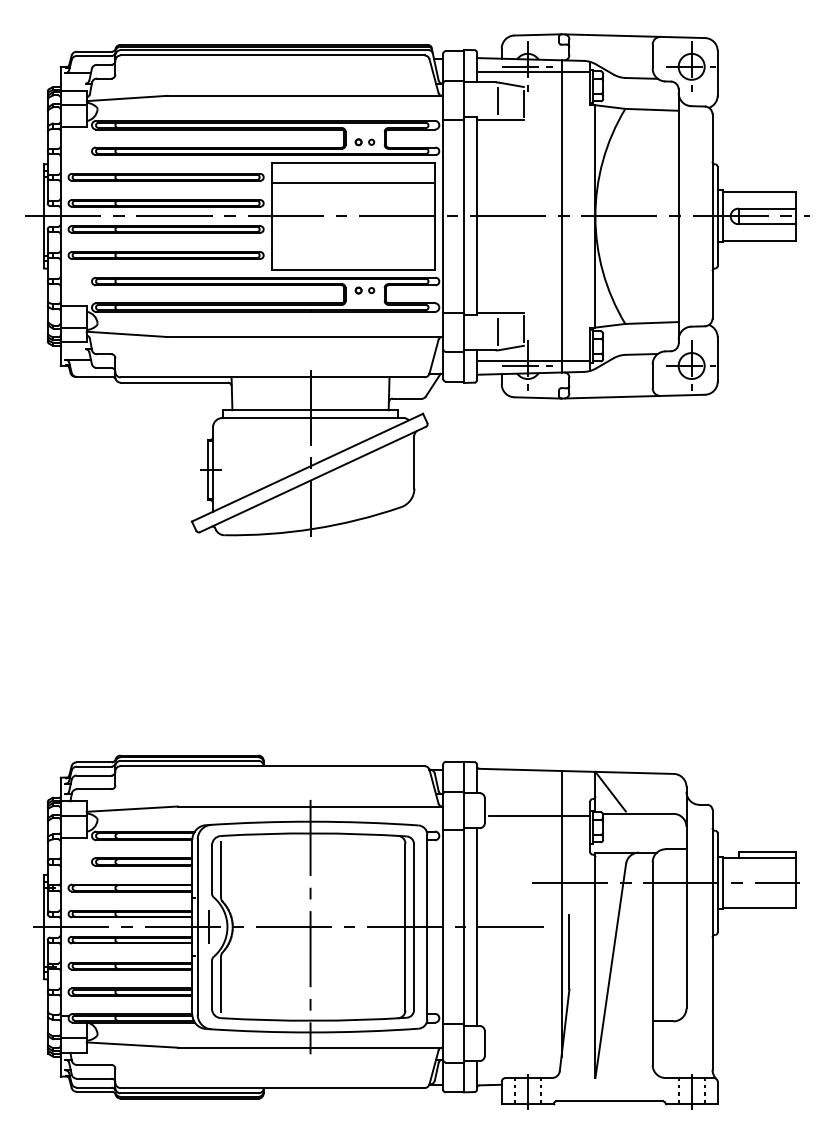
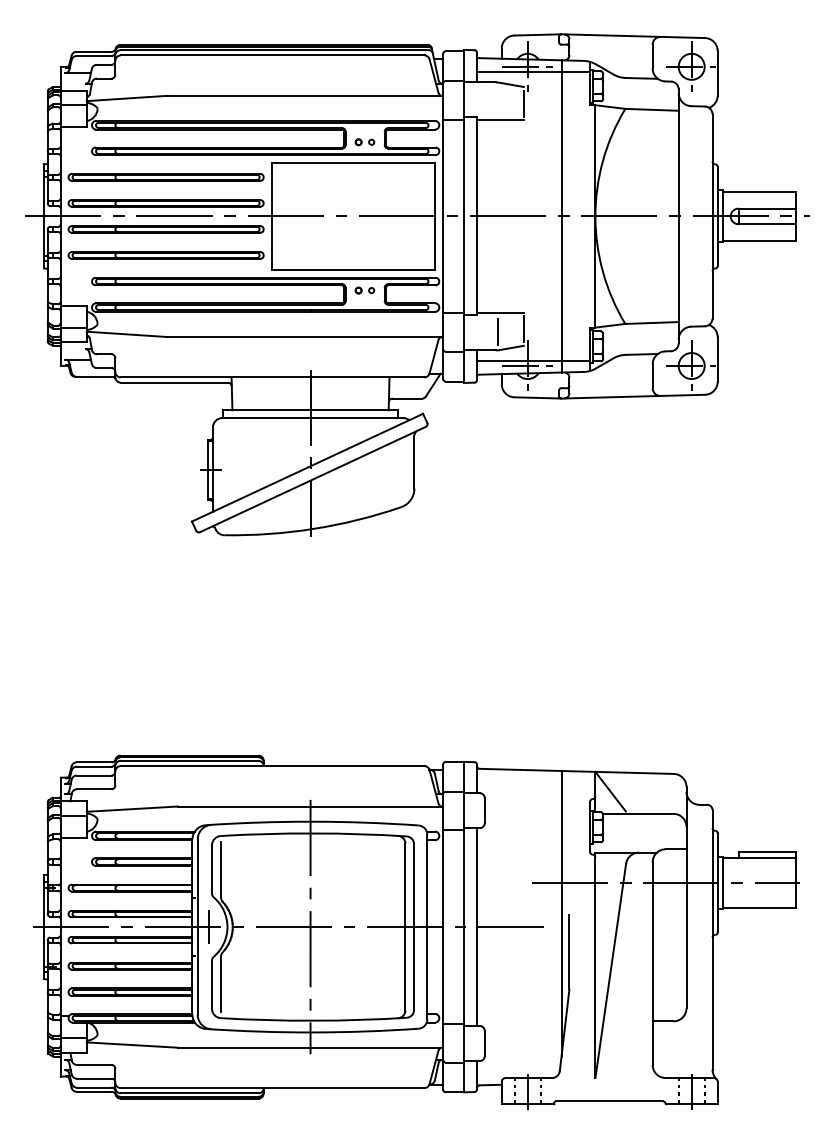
line: present -> none (497, 100)
line: present -> none (353, 182)
line: present -> none (539, 816)
